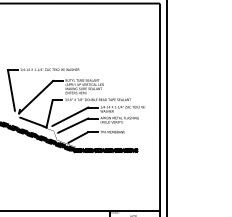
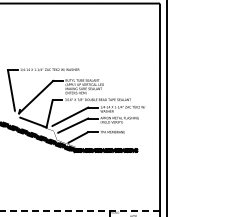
line: solid -> dashed (80, 211)
